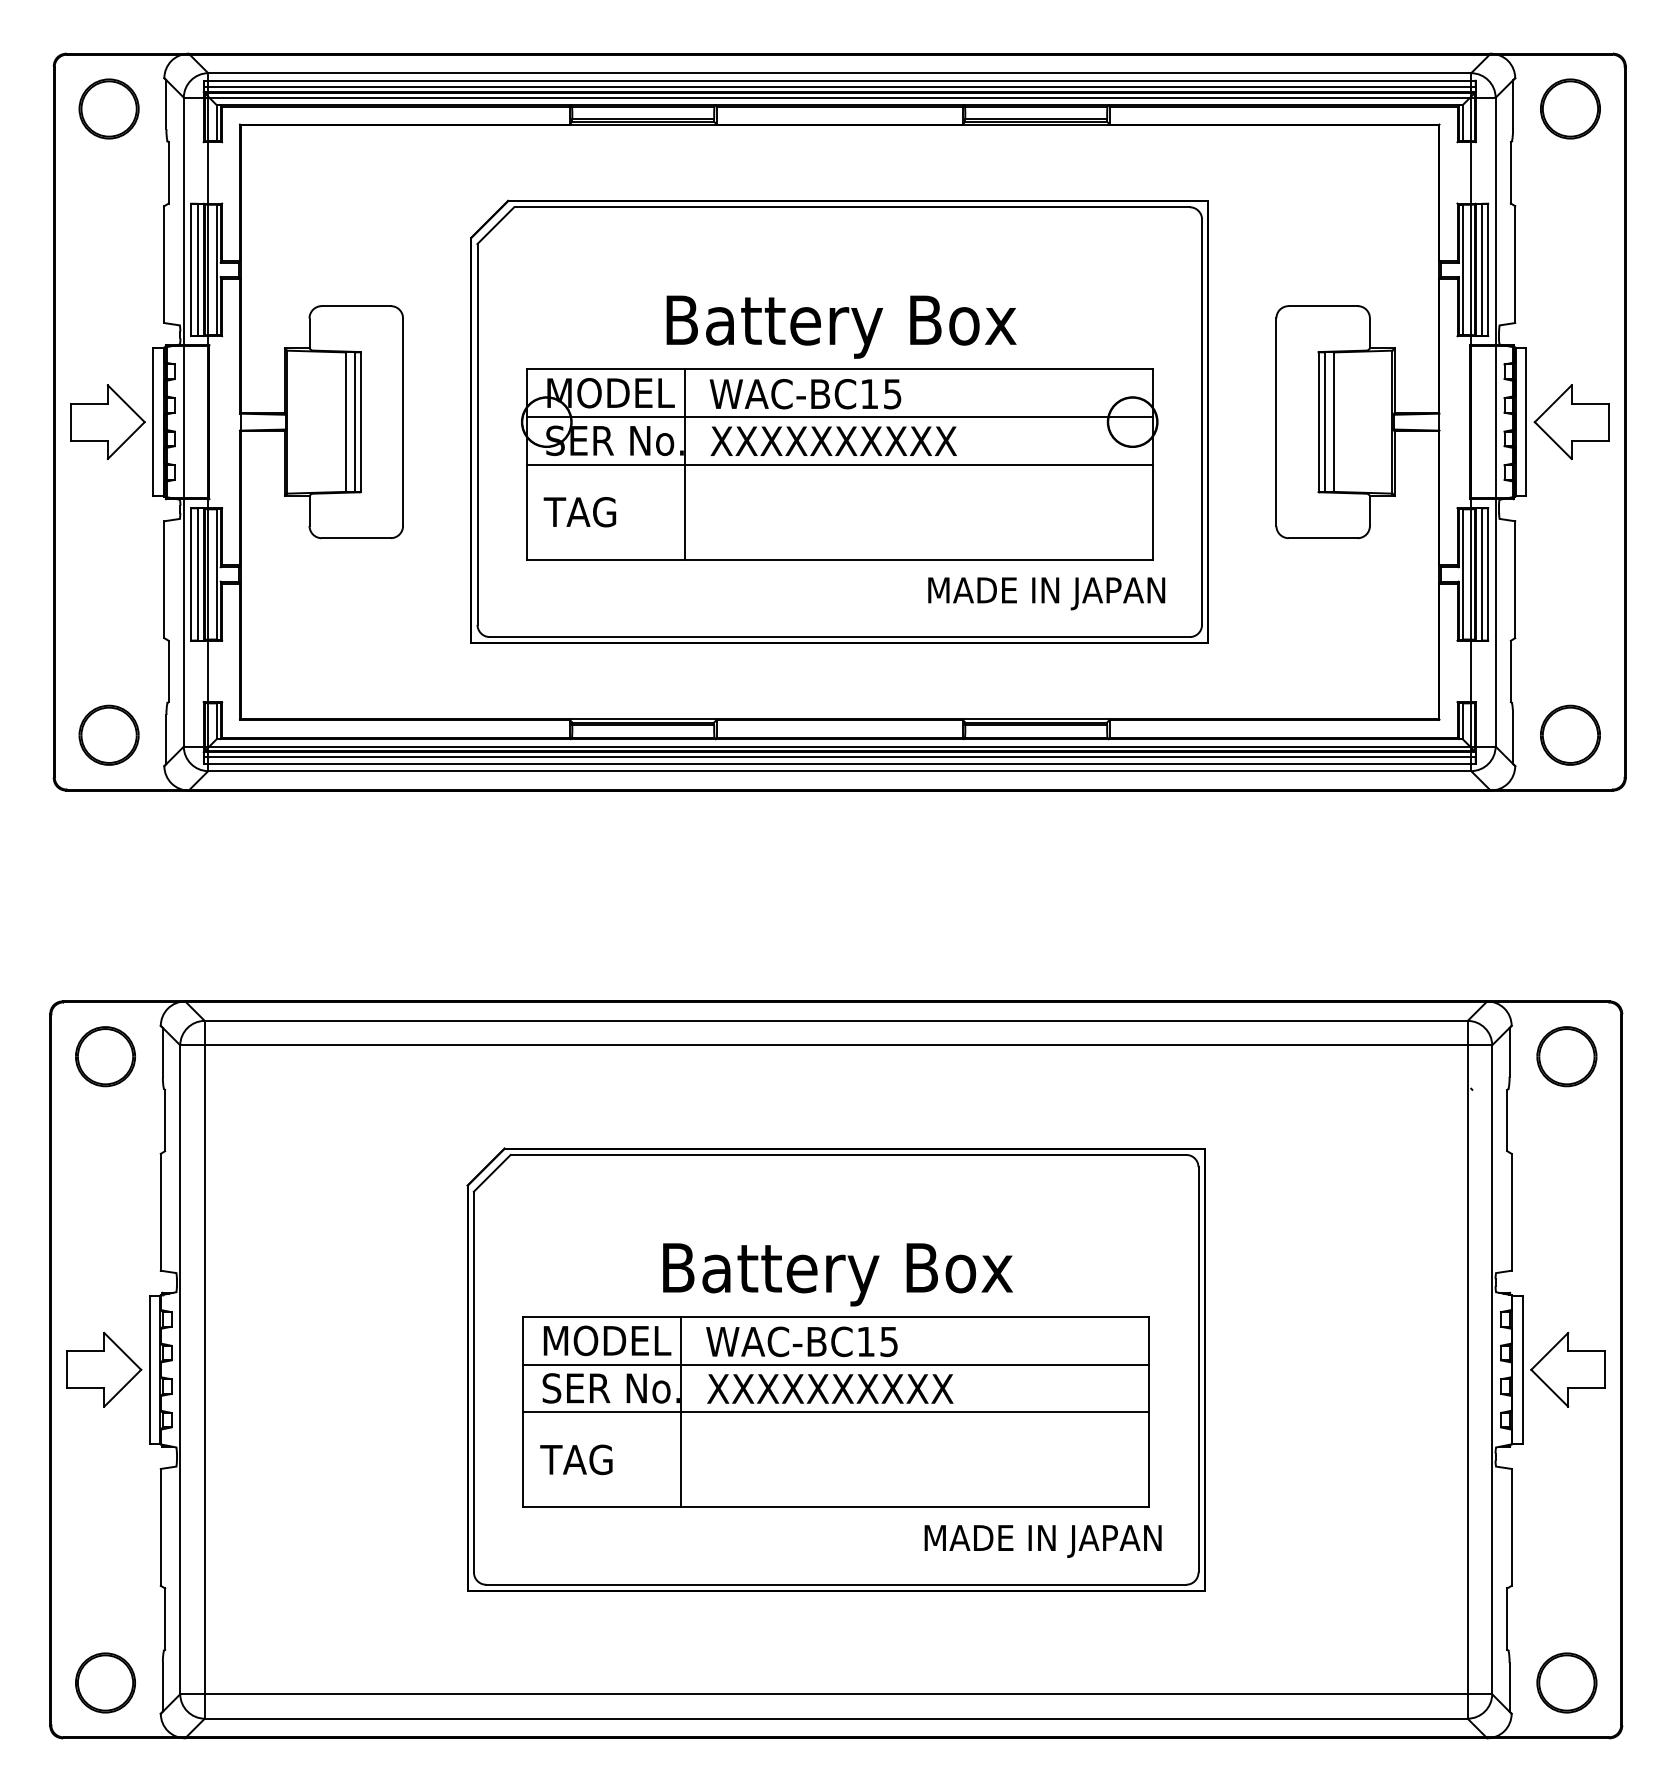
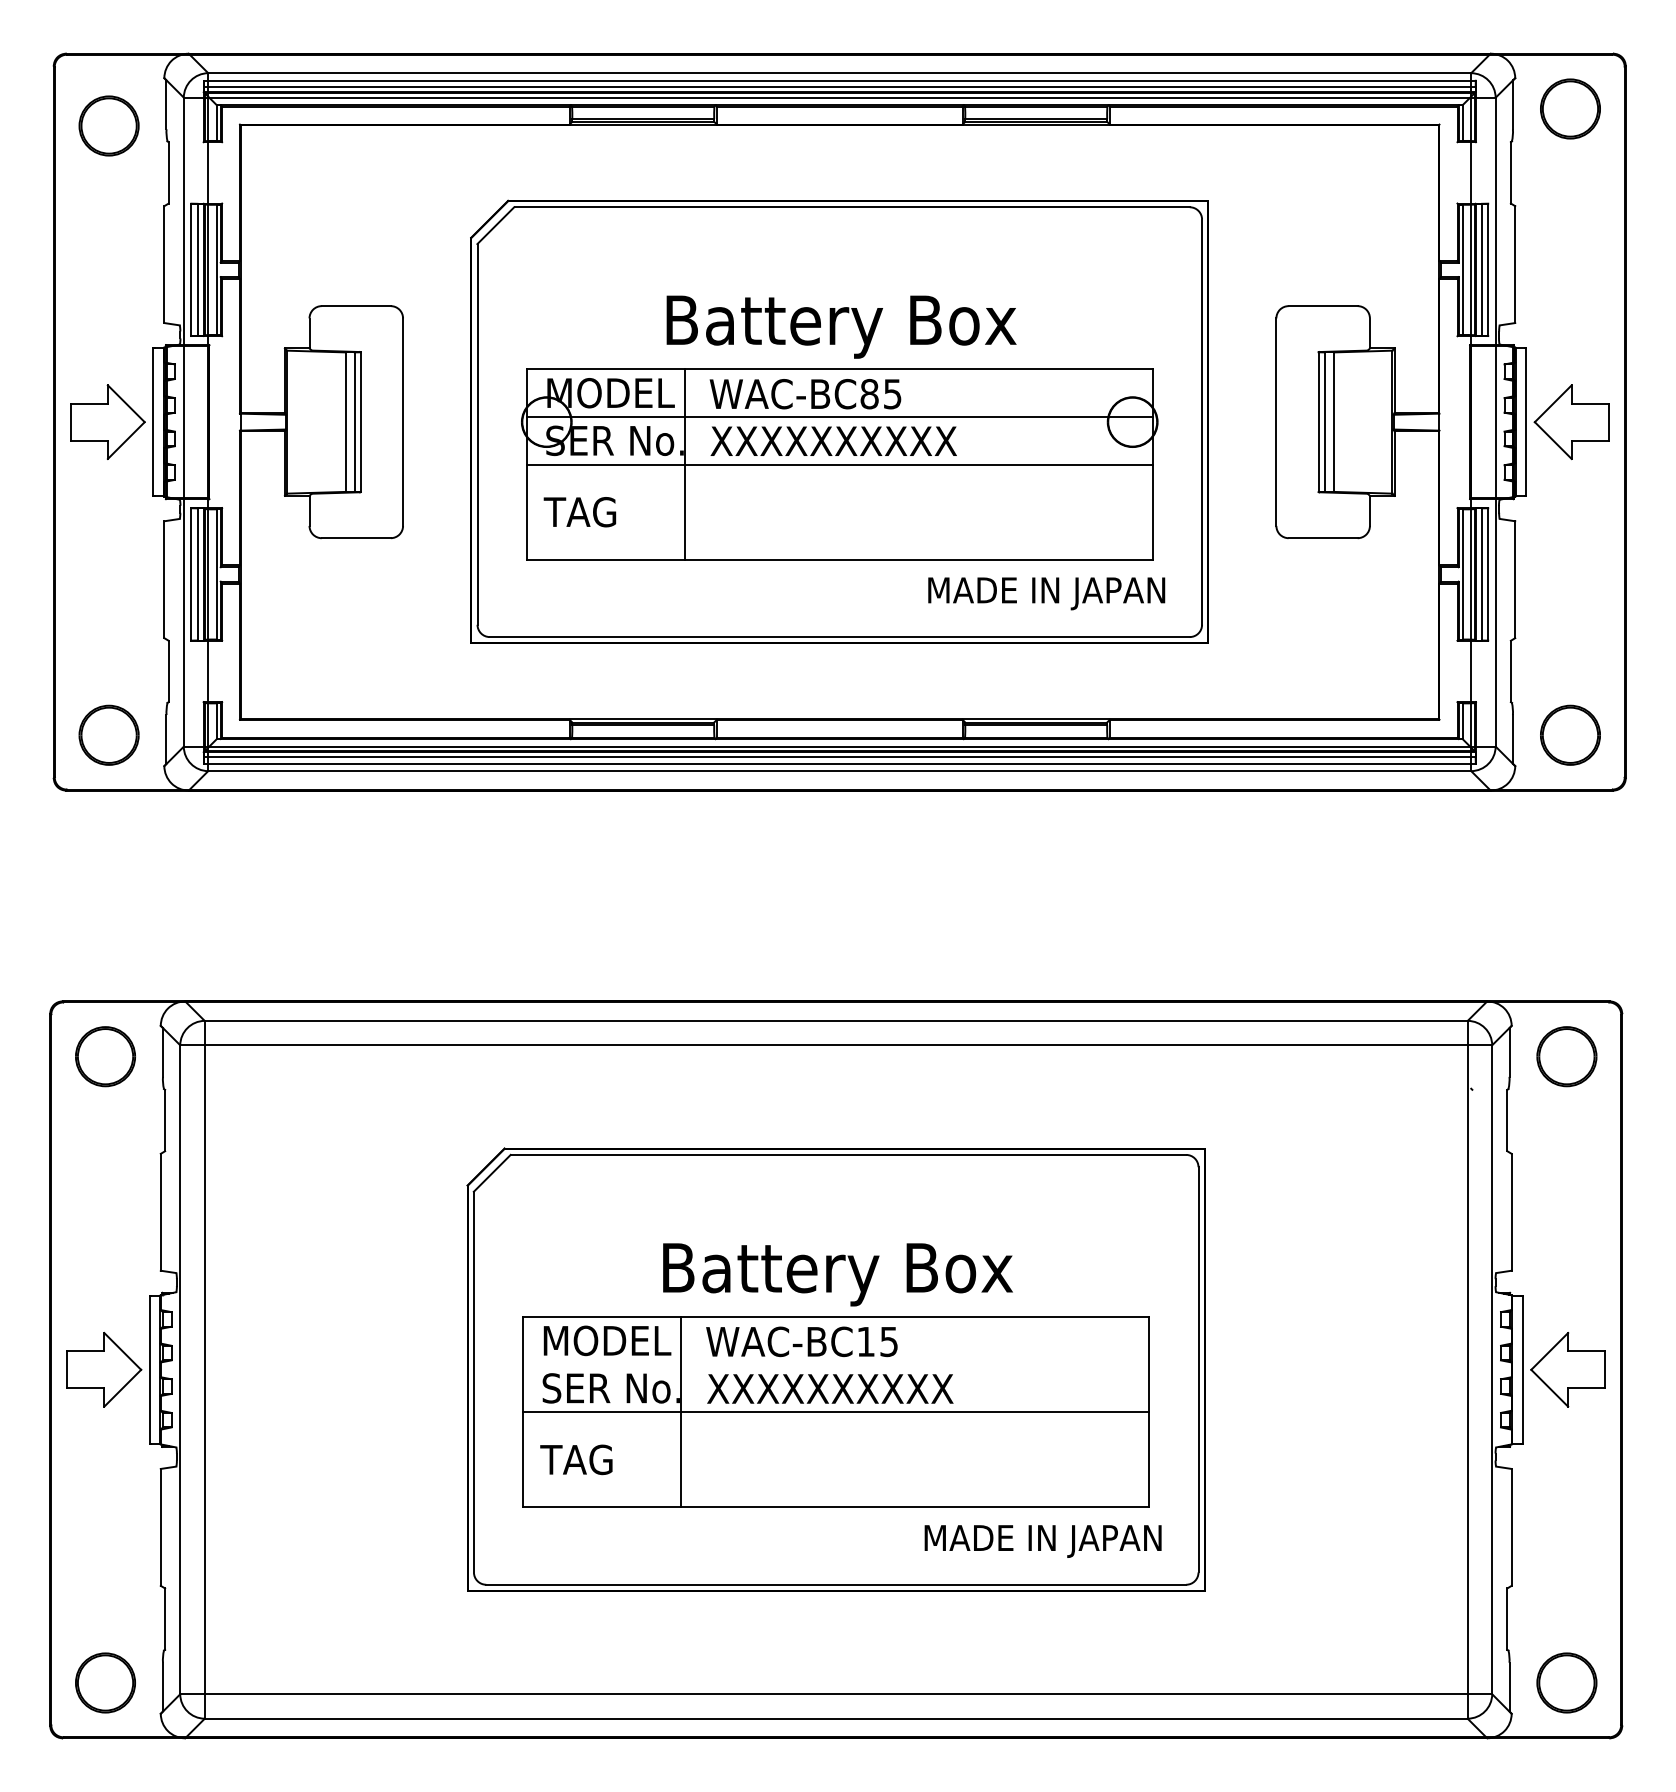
part position: (108, 108) -> (108, 125) (108, 125)
text: WAC-BC15 -> WAC-BC85 (869, 394)
line: present -> none (836, 1364)
